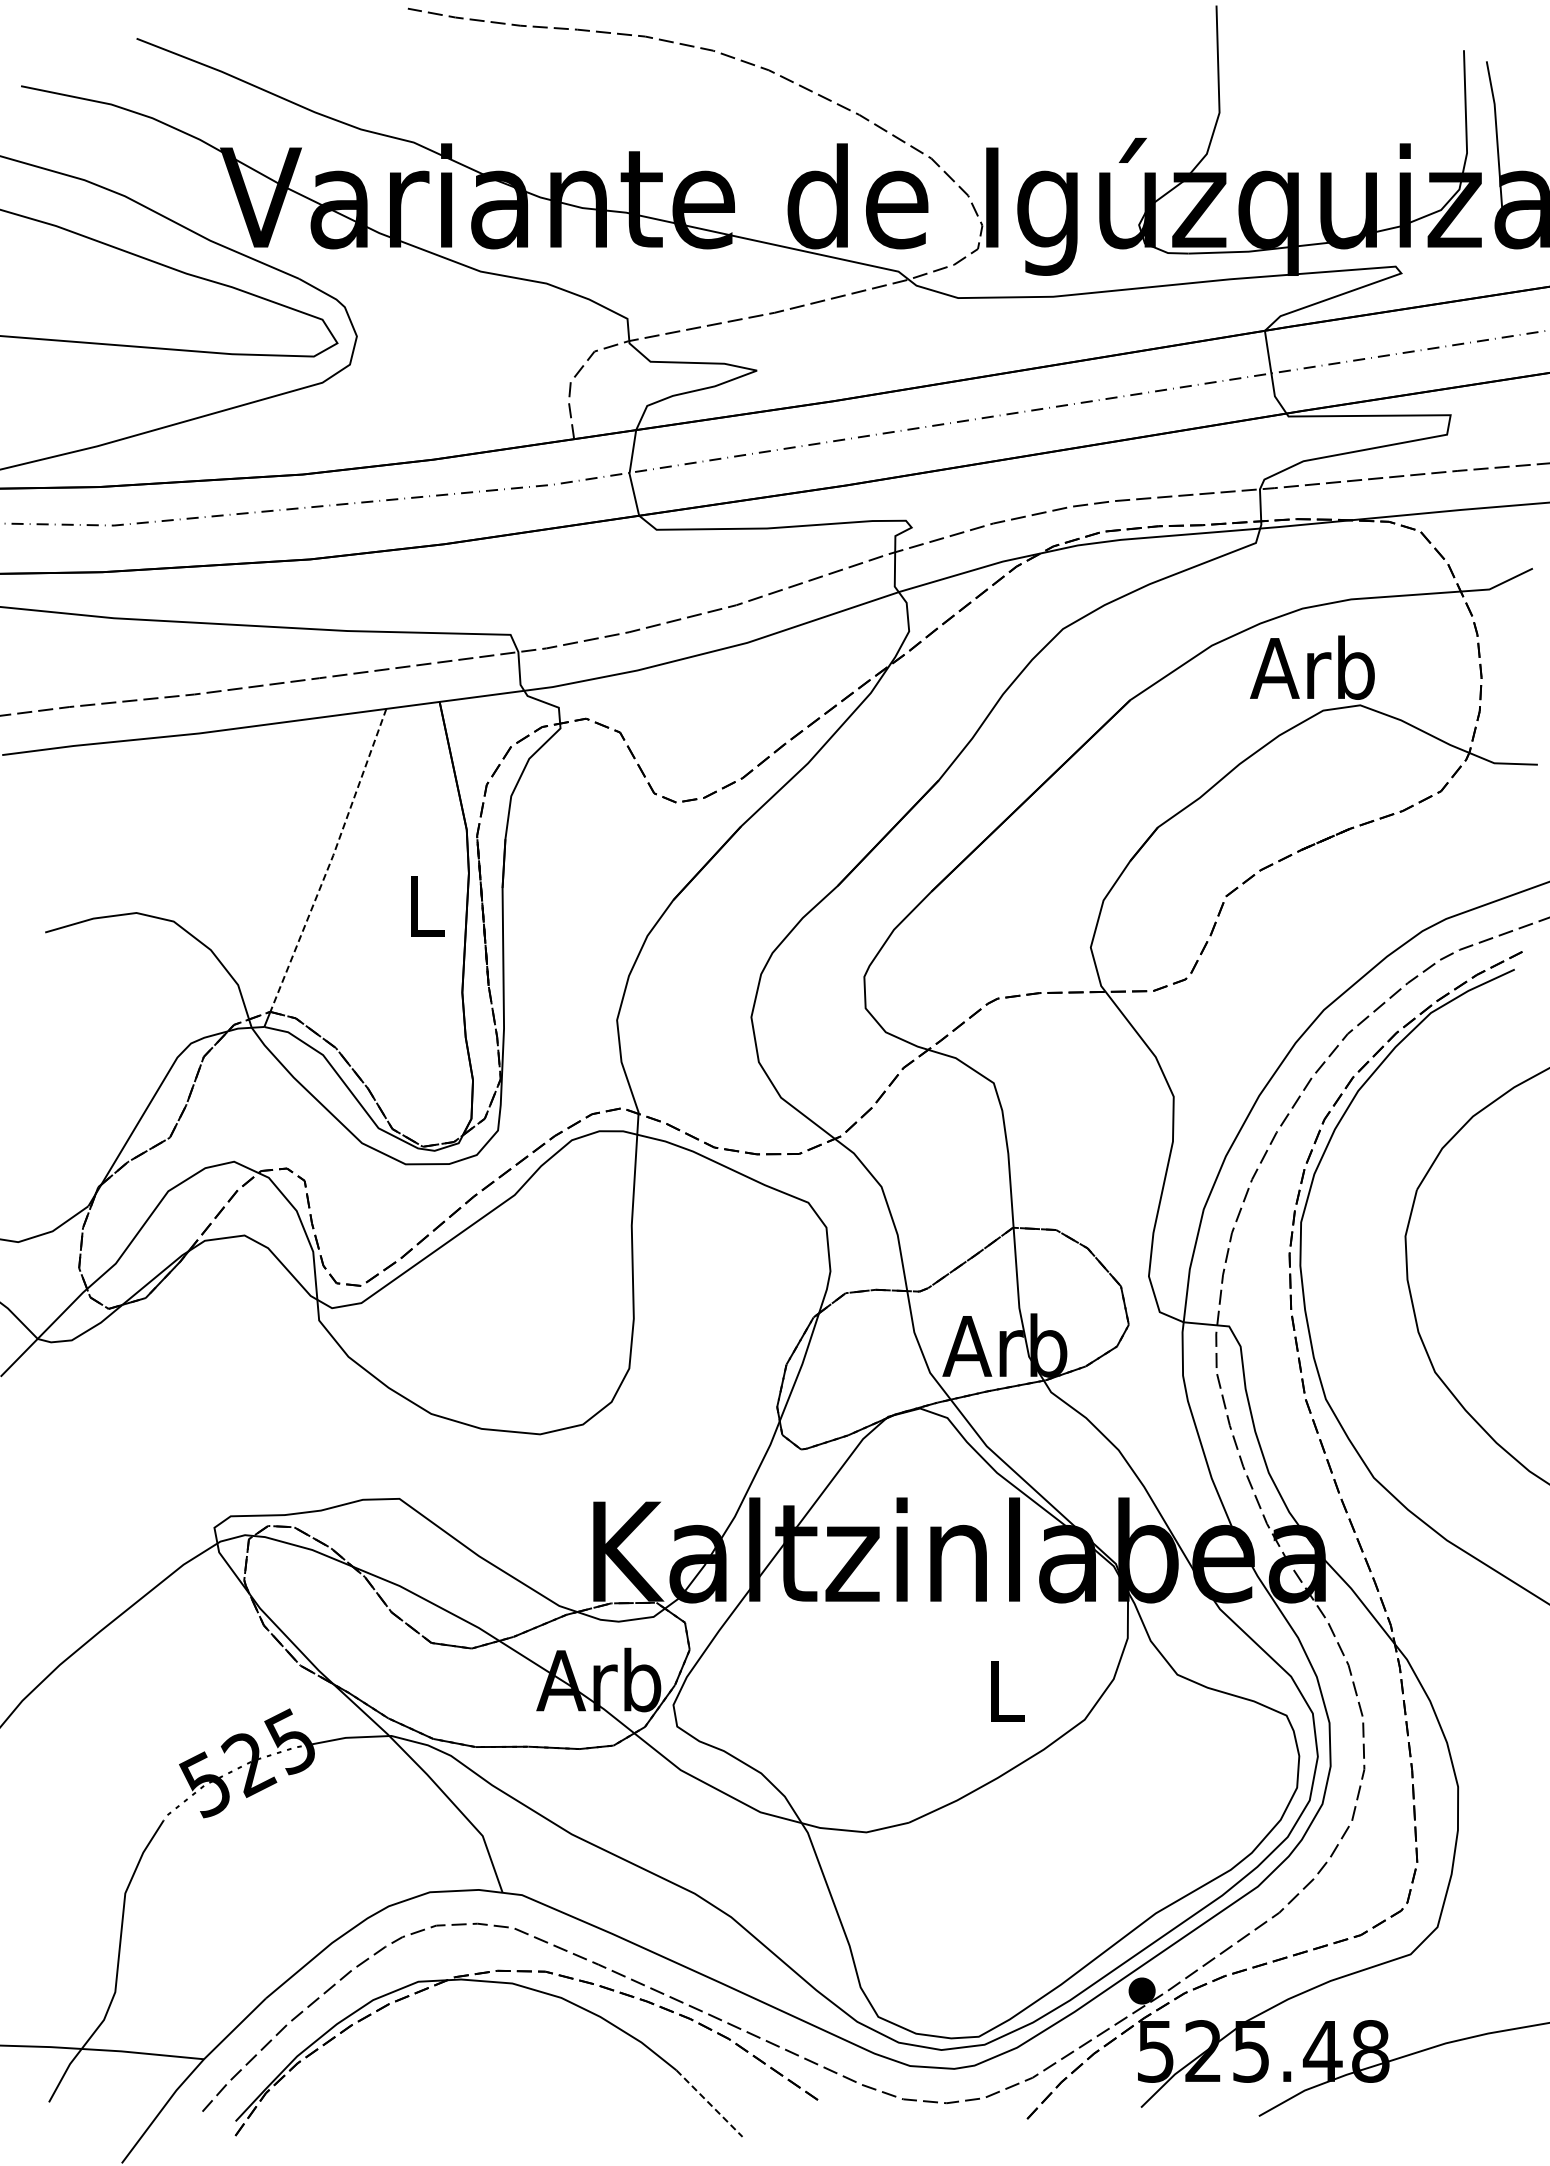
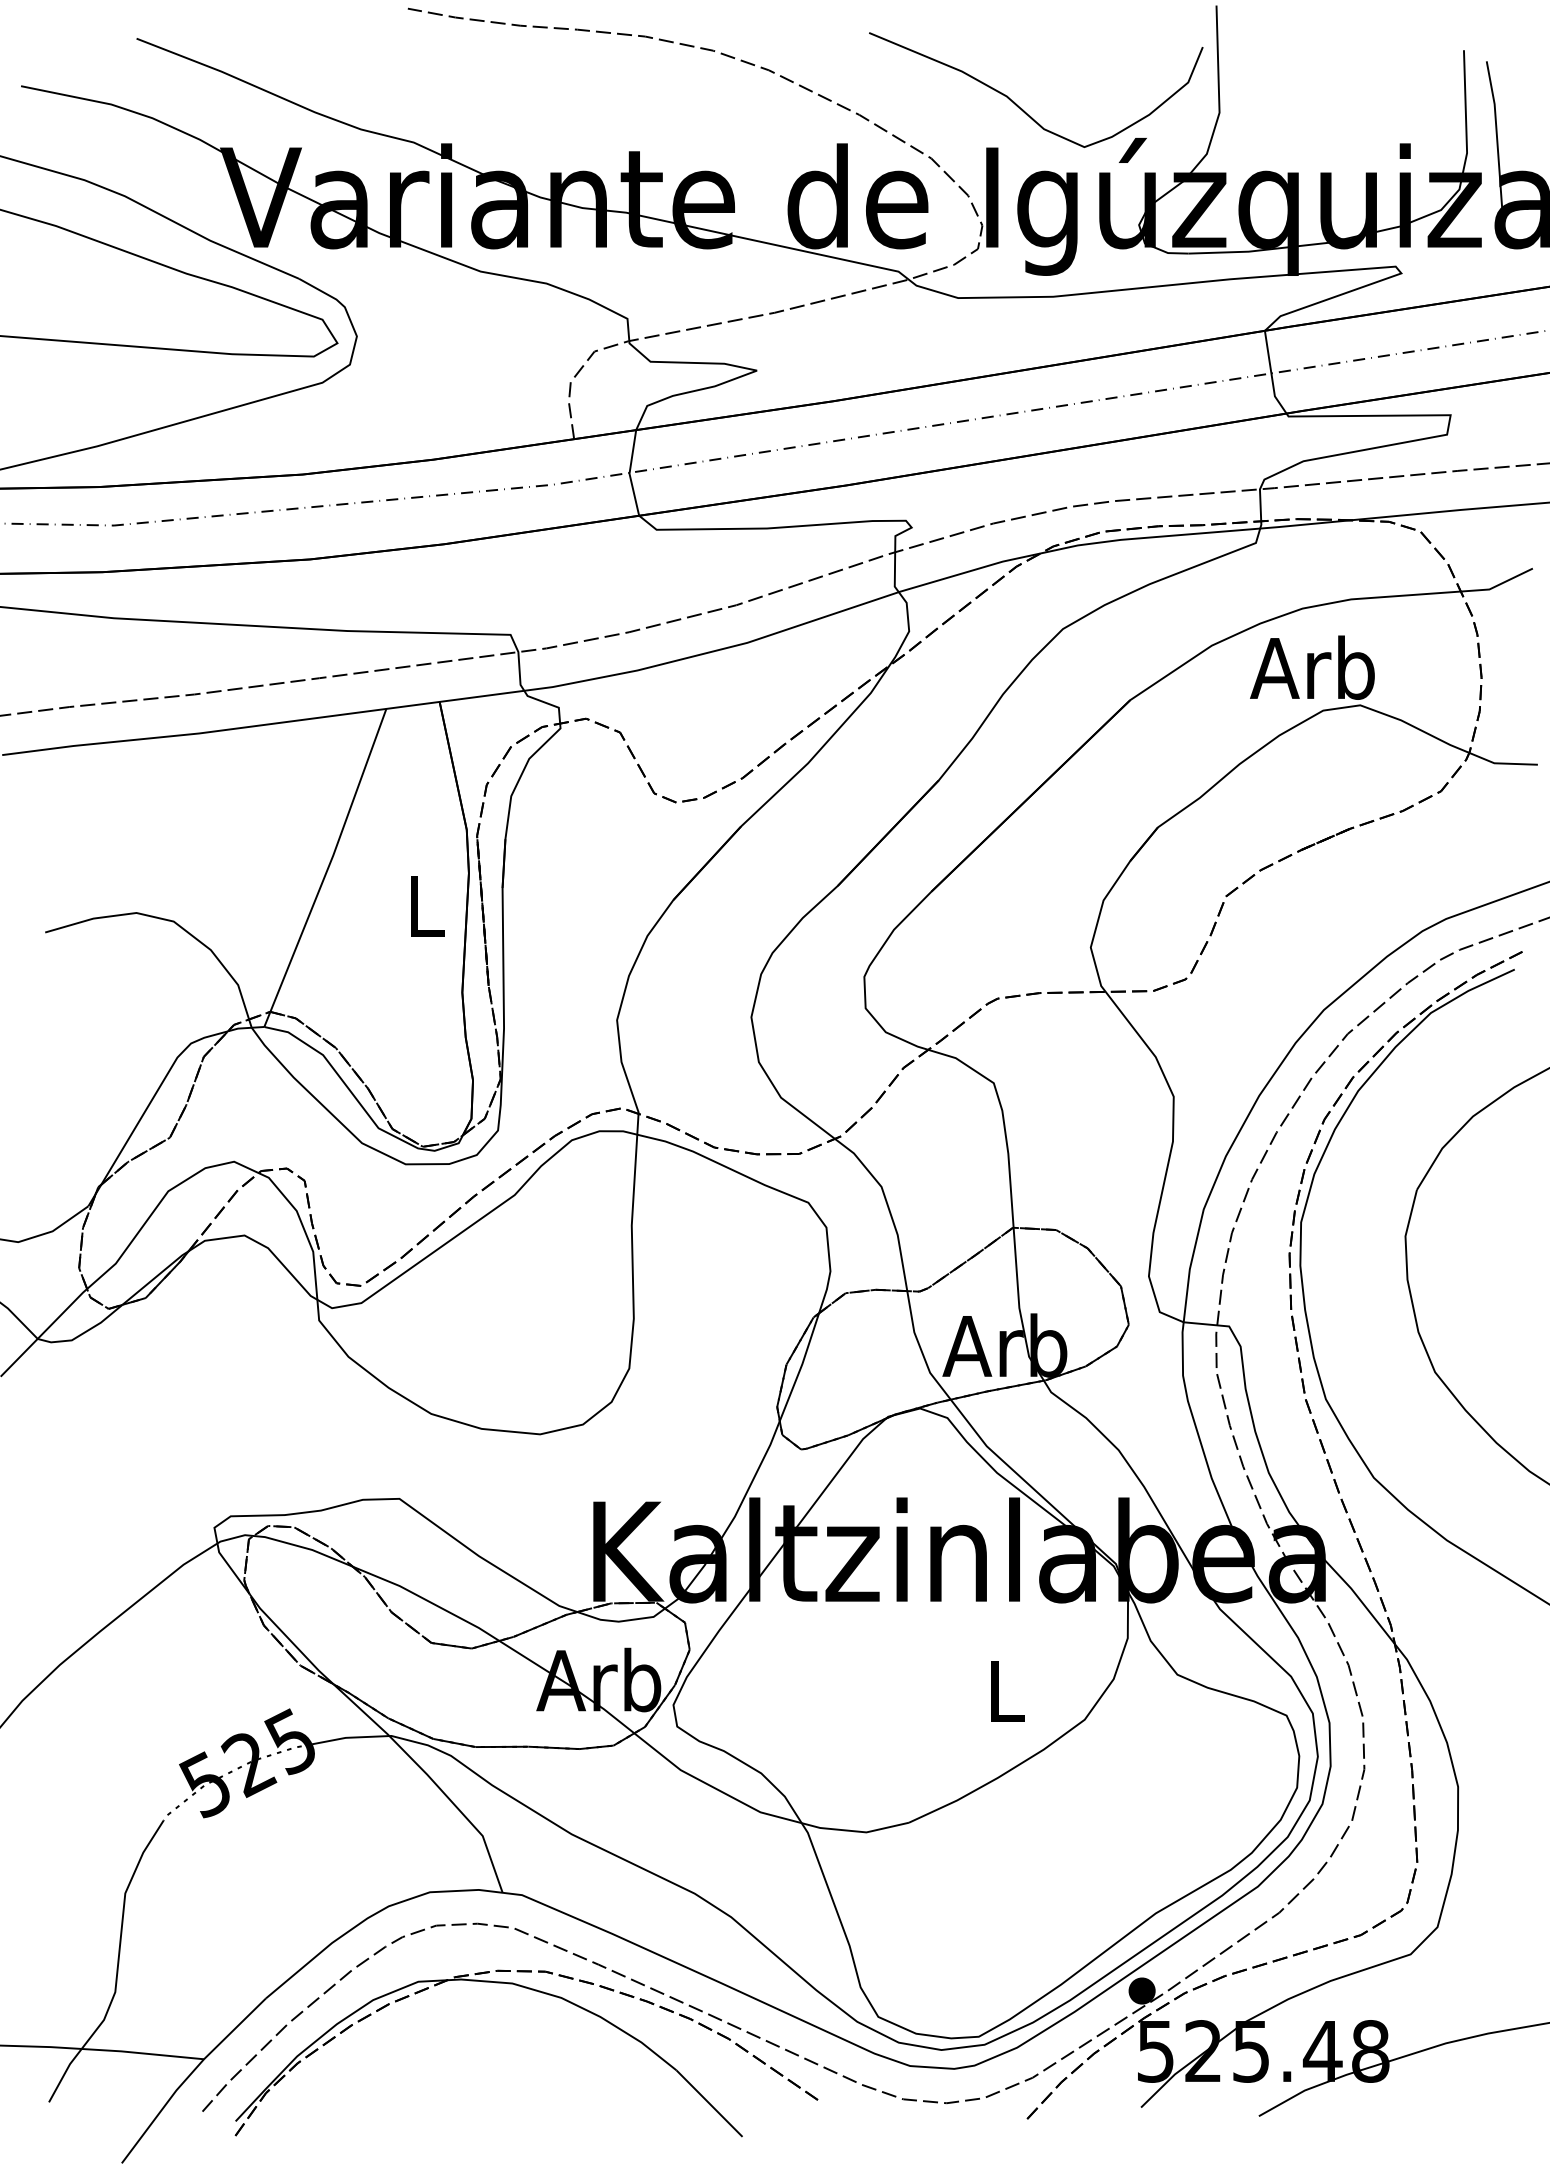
curve: none -> present (1022, 108)
line: dashed -> solid (331, 861)
line: dashed -> solid (709, 2103)
